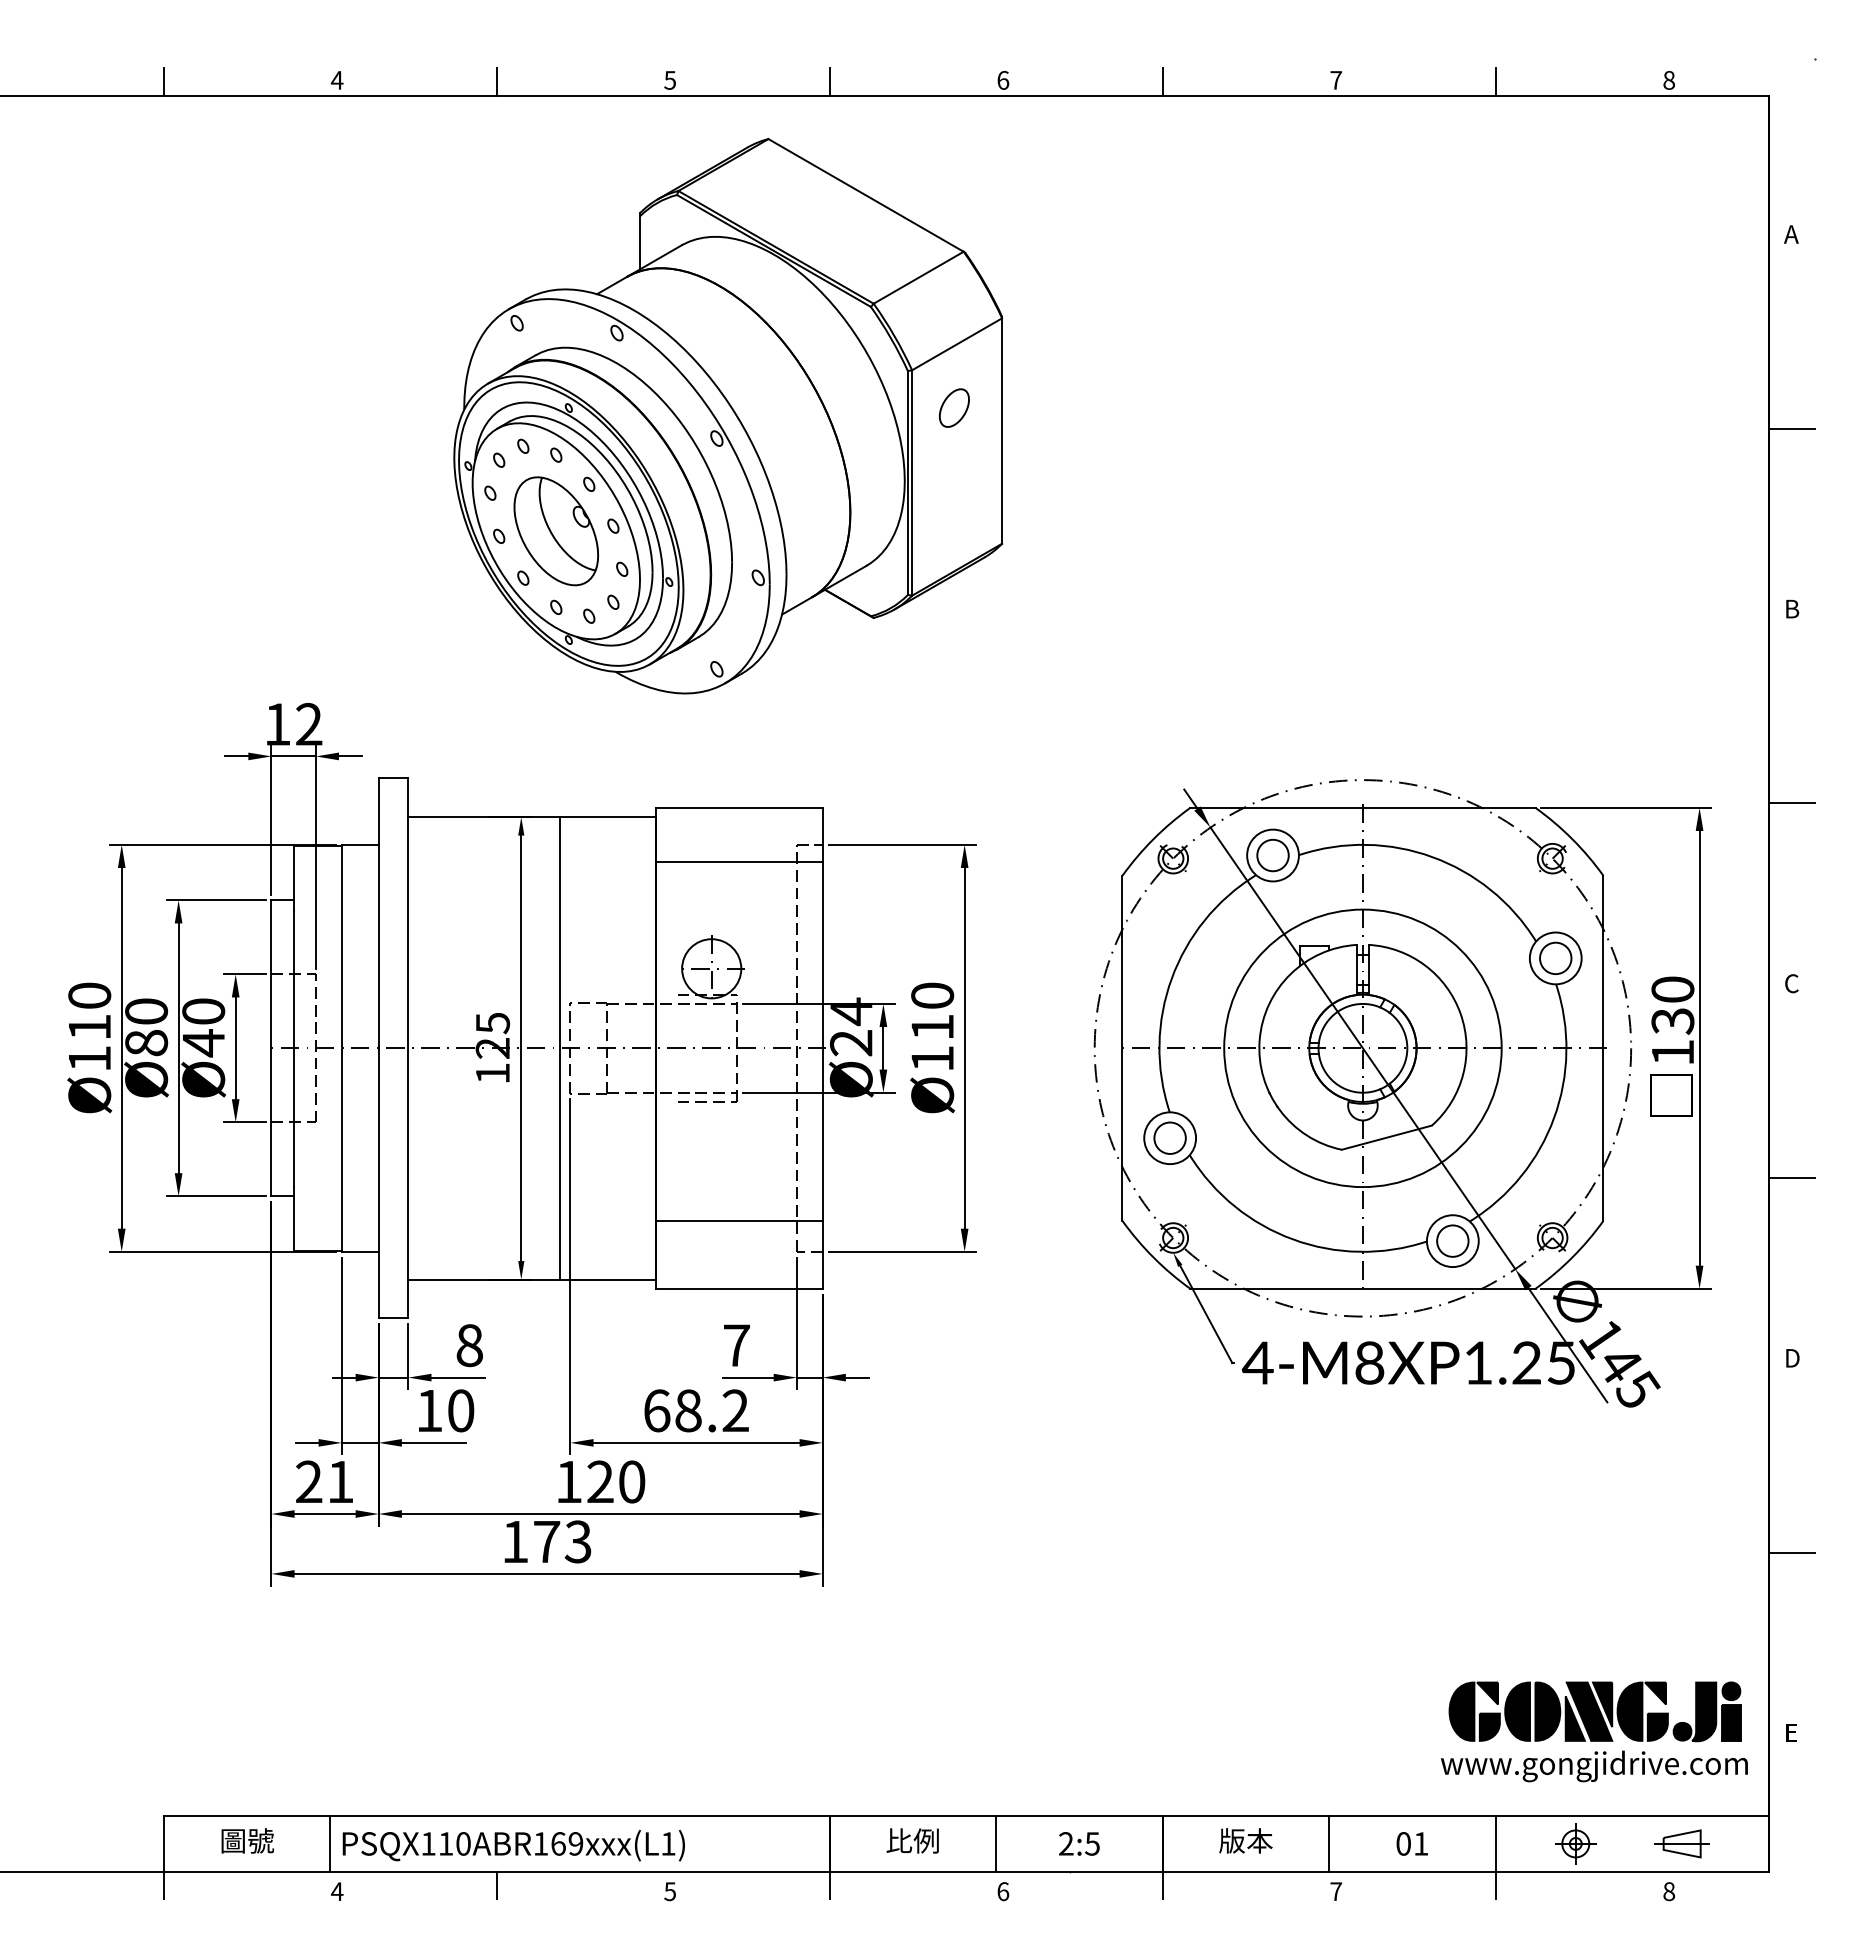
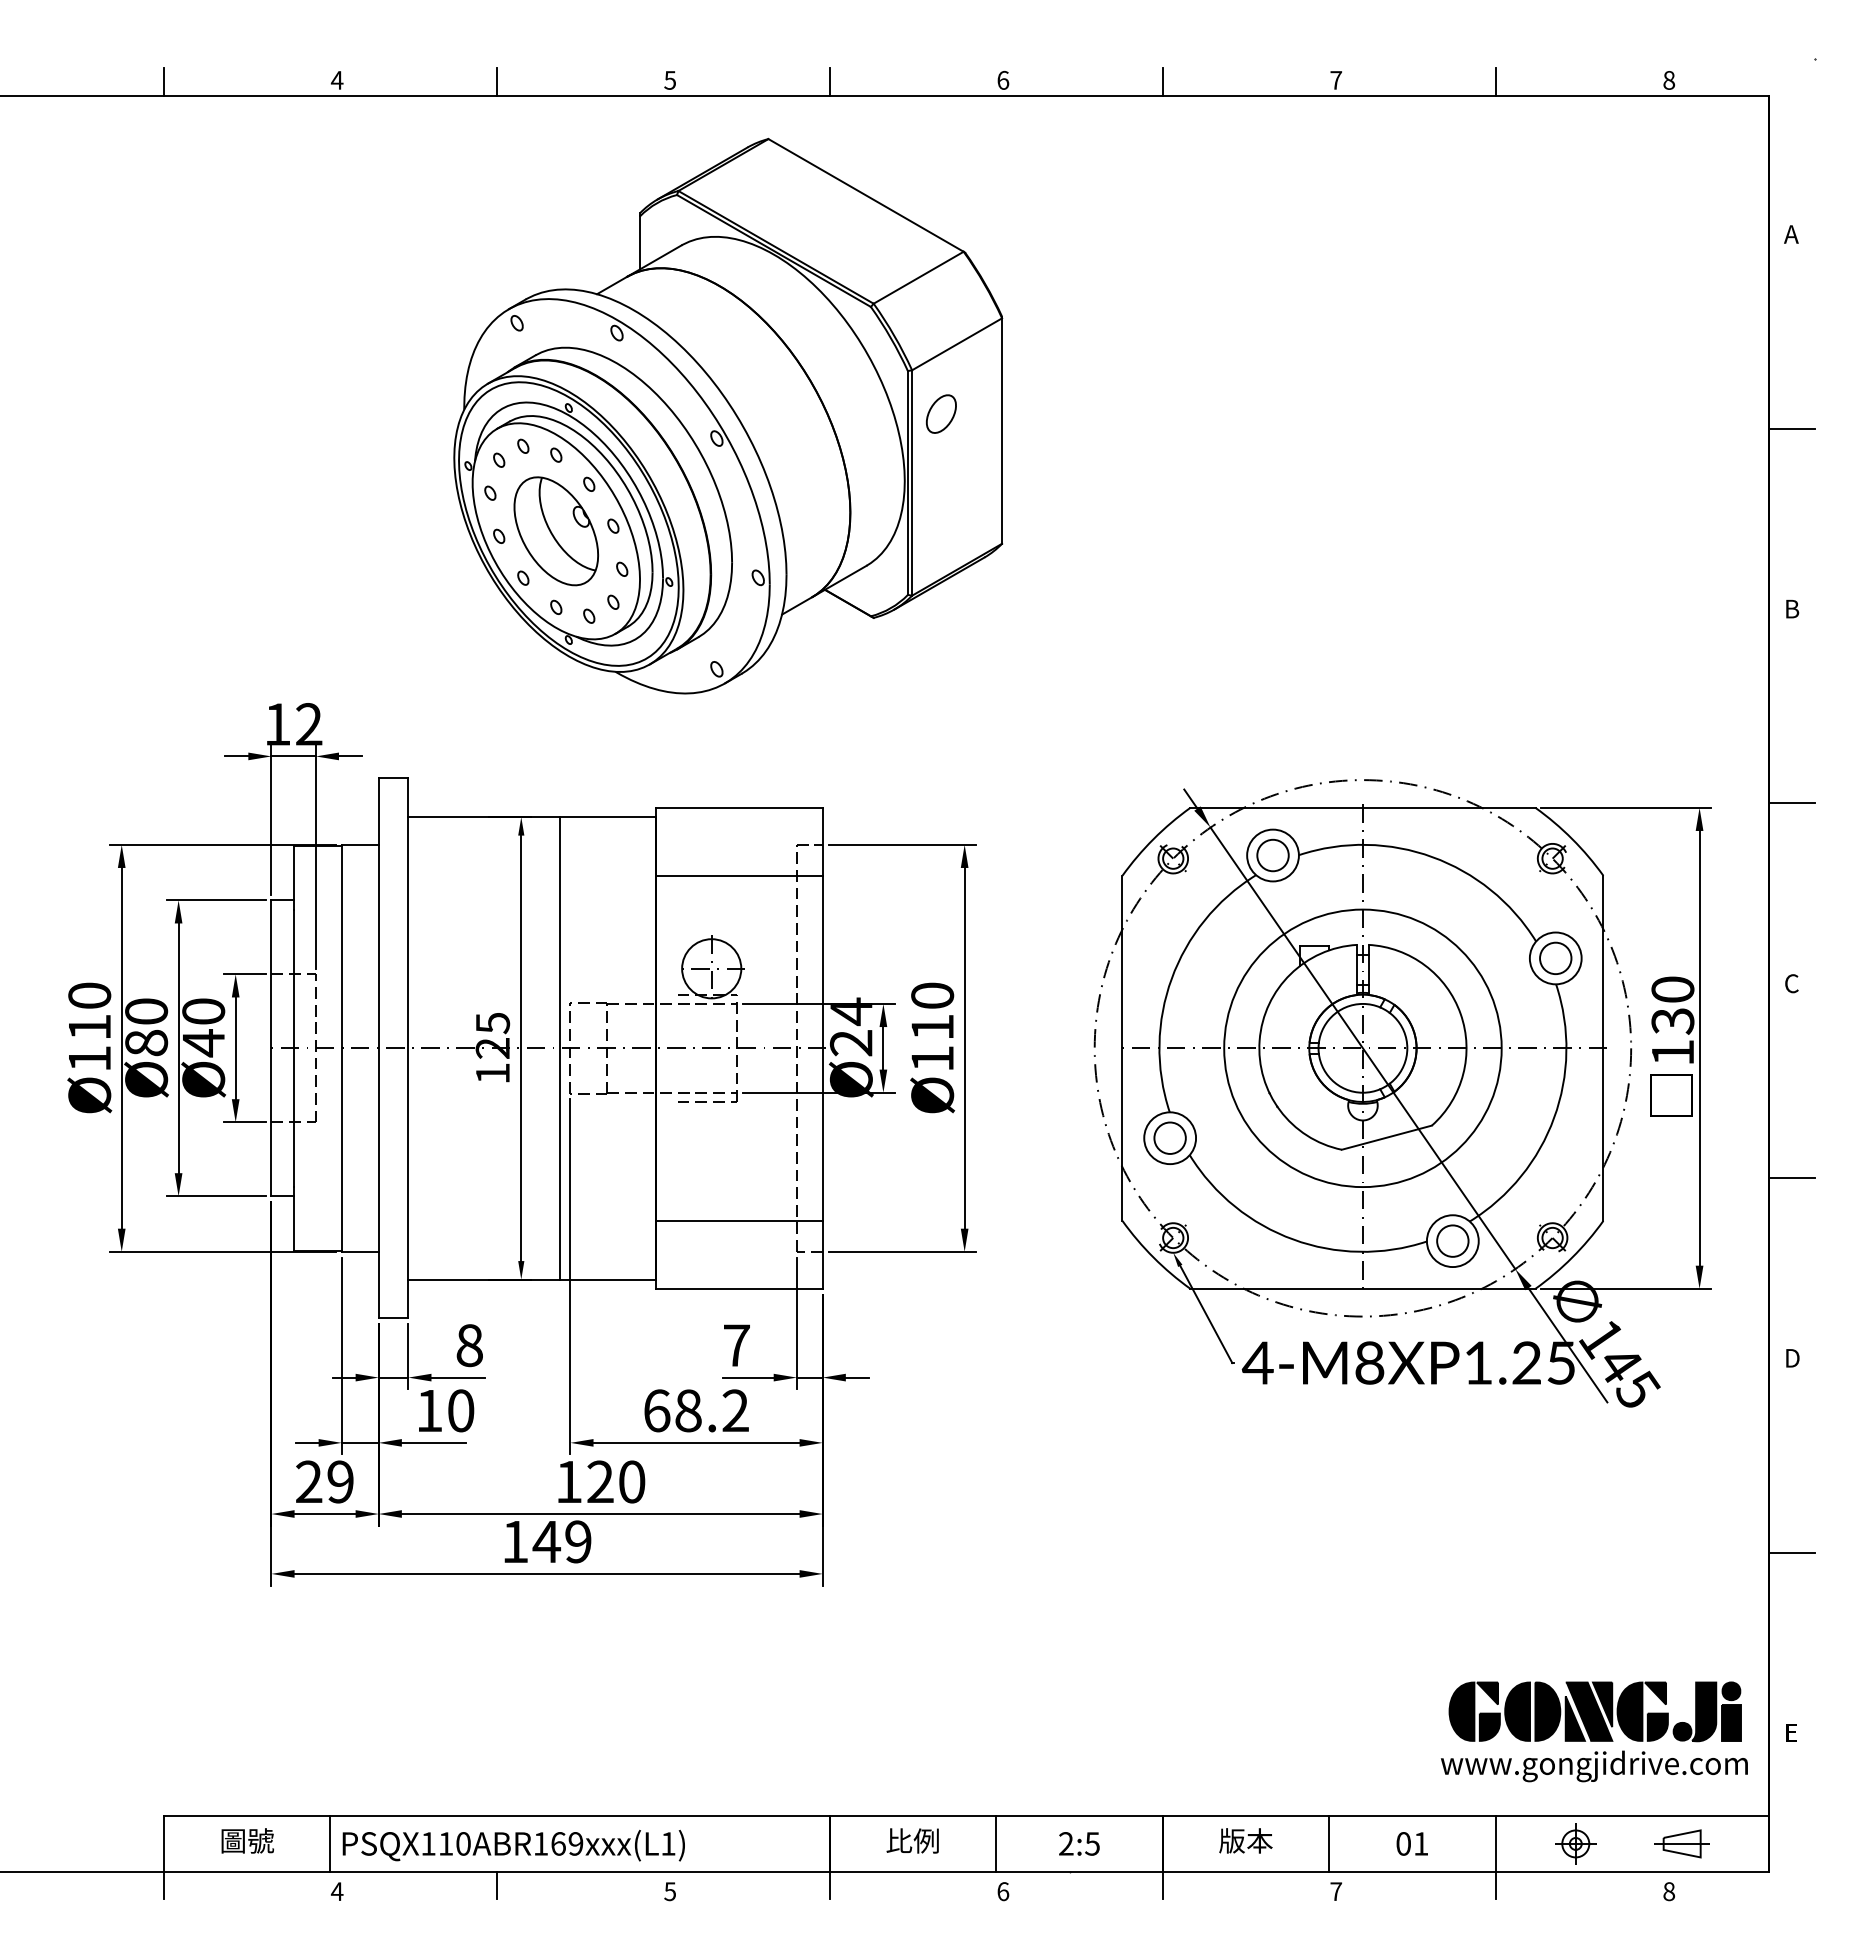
part position: (954, 407) -> (941, 413) (941, 413)
line position: (739, 861) -> (739, 875) (739, 875)
text: 21 -> 29 (340, 1481)
text: 173 -> 149 (561, 1541)
